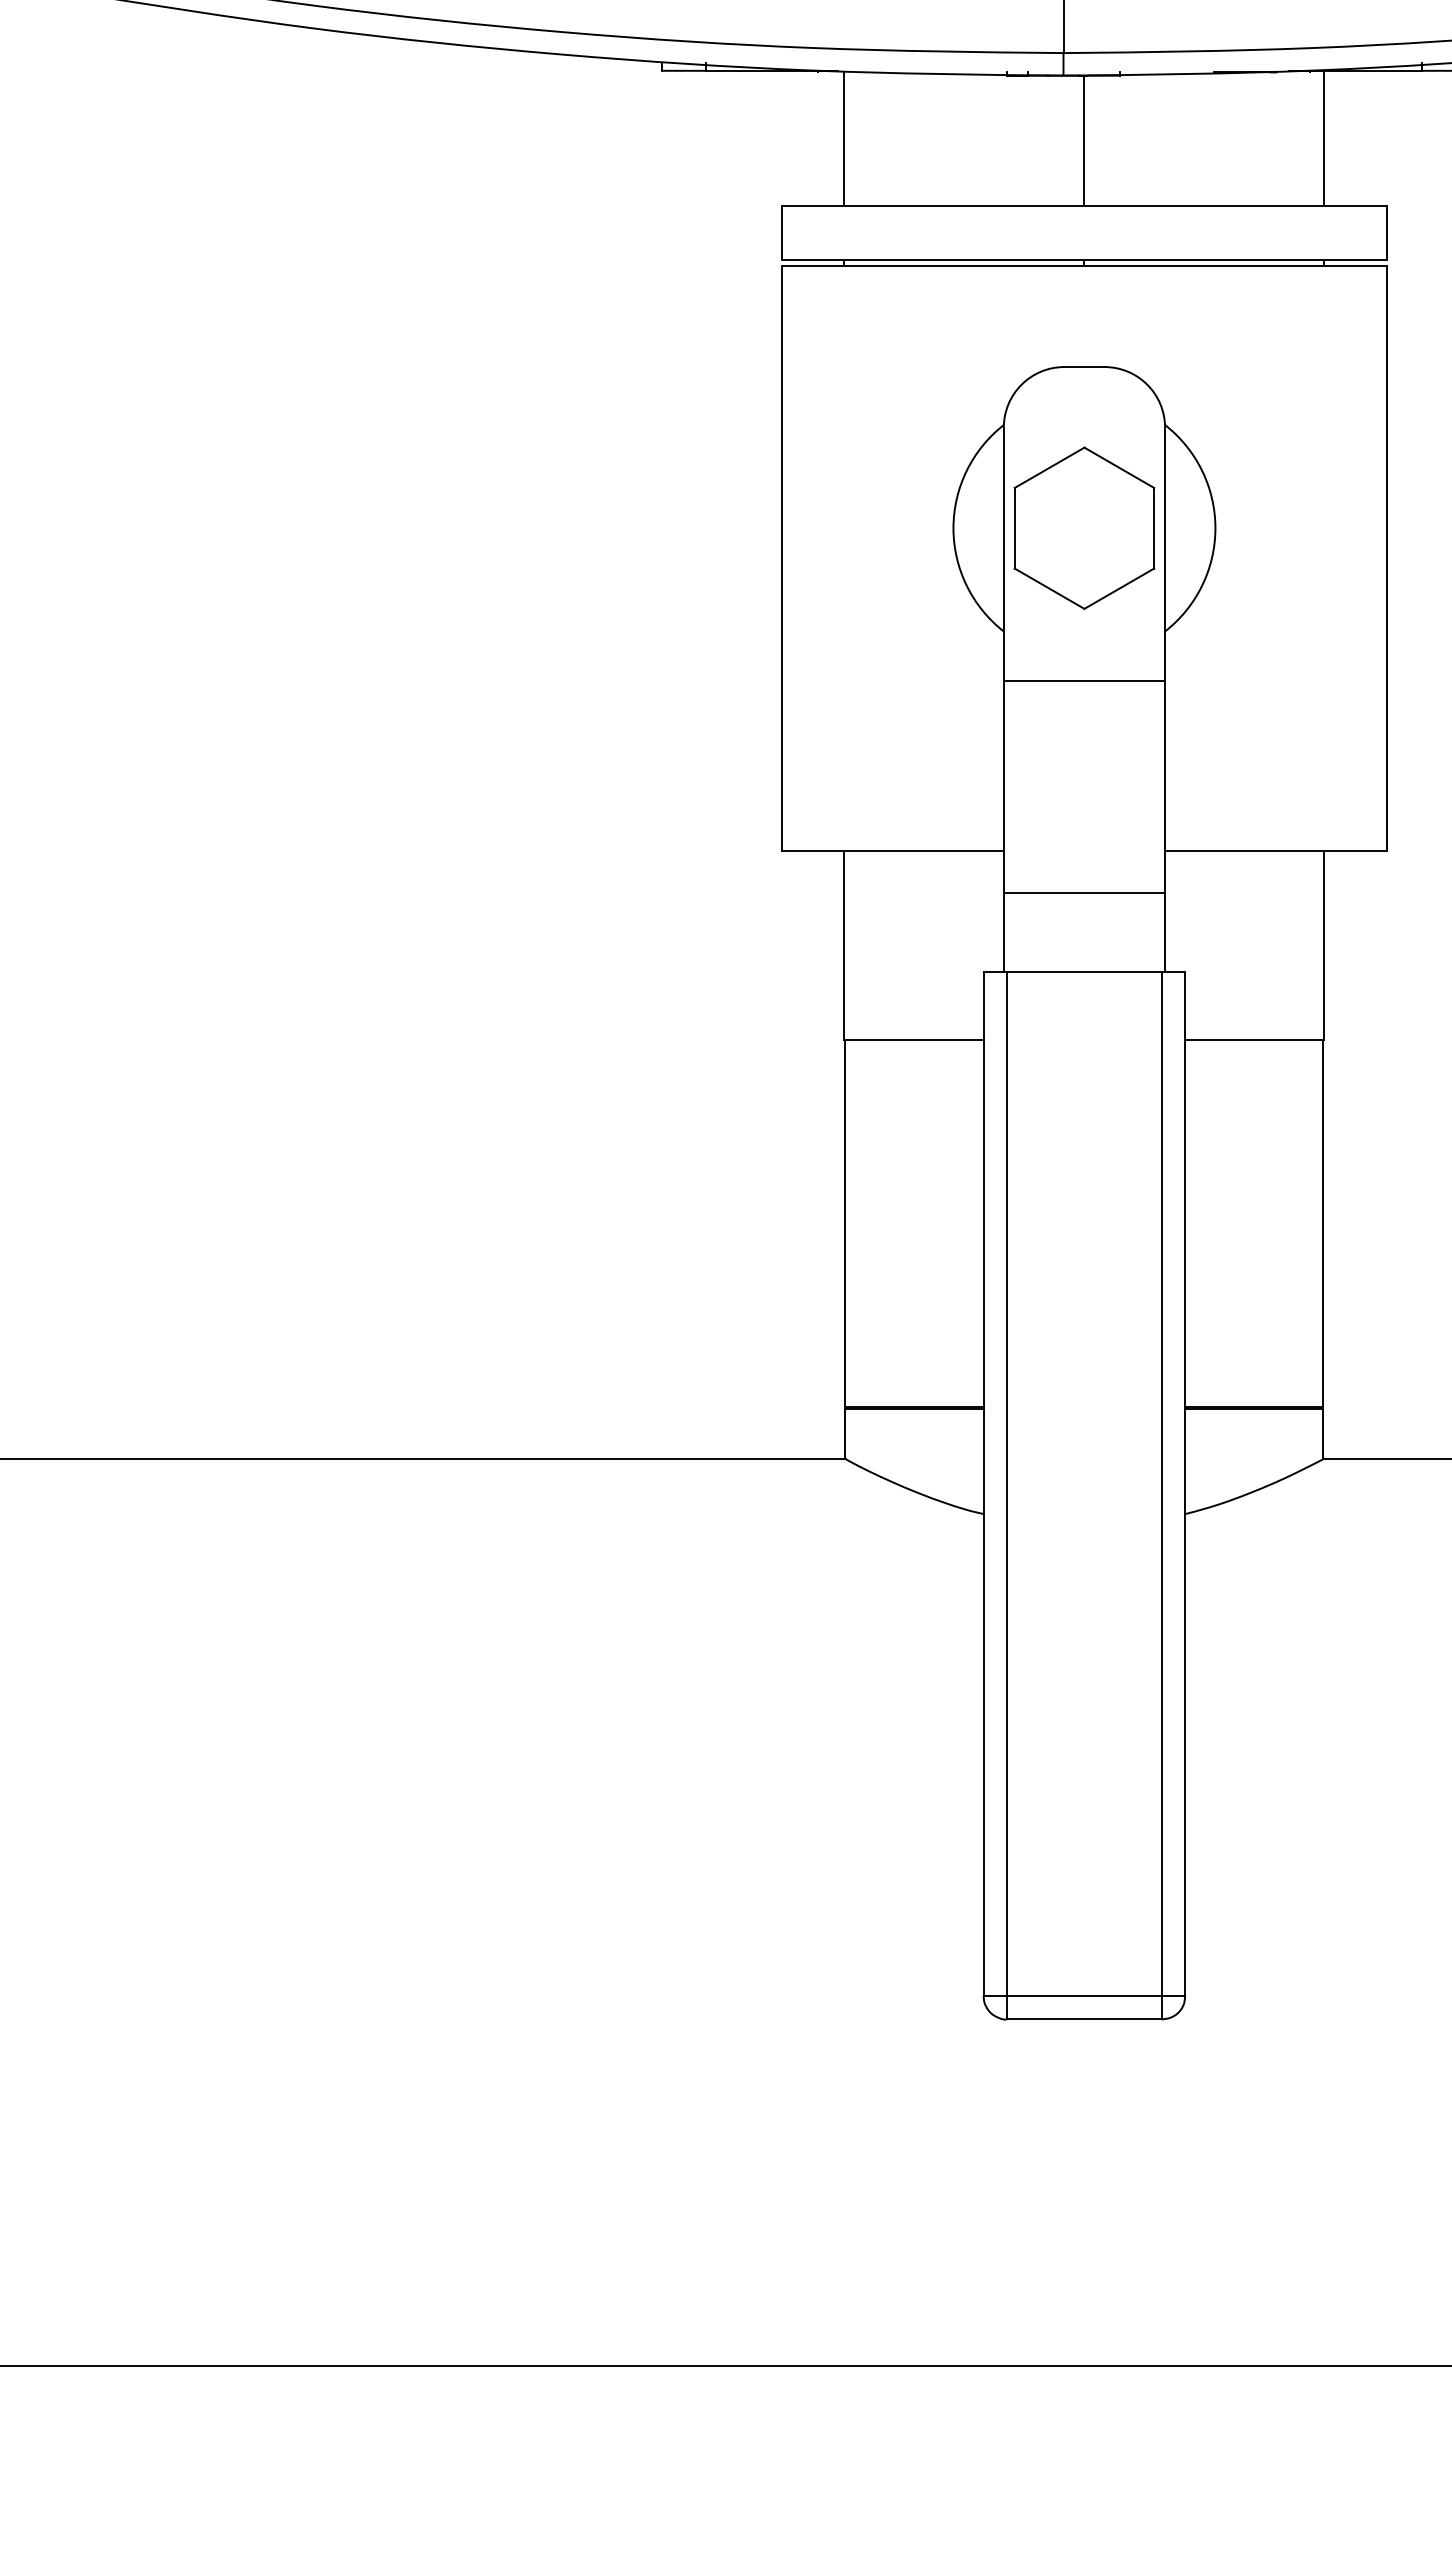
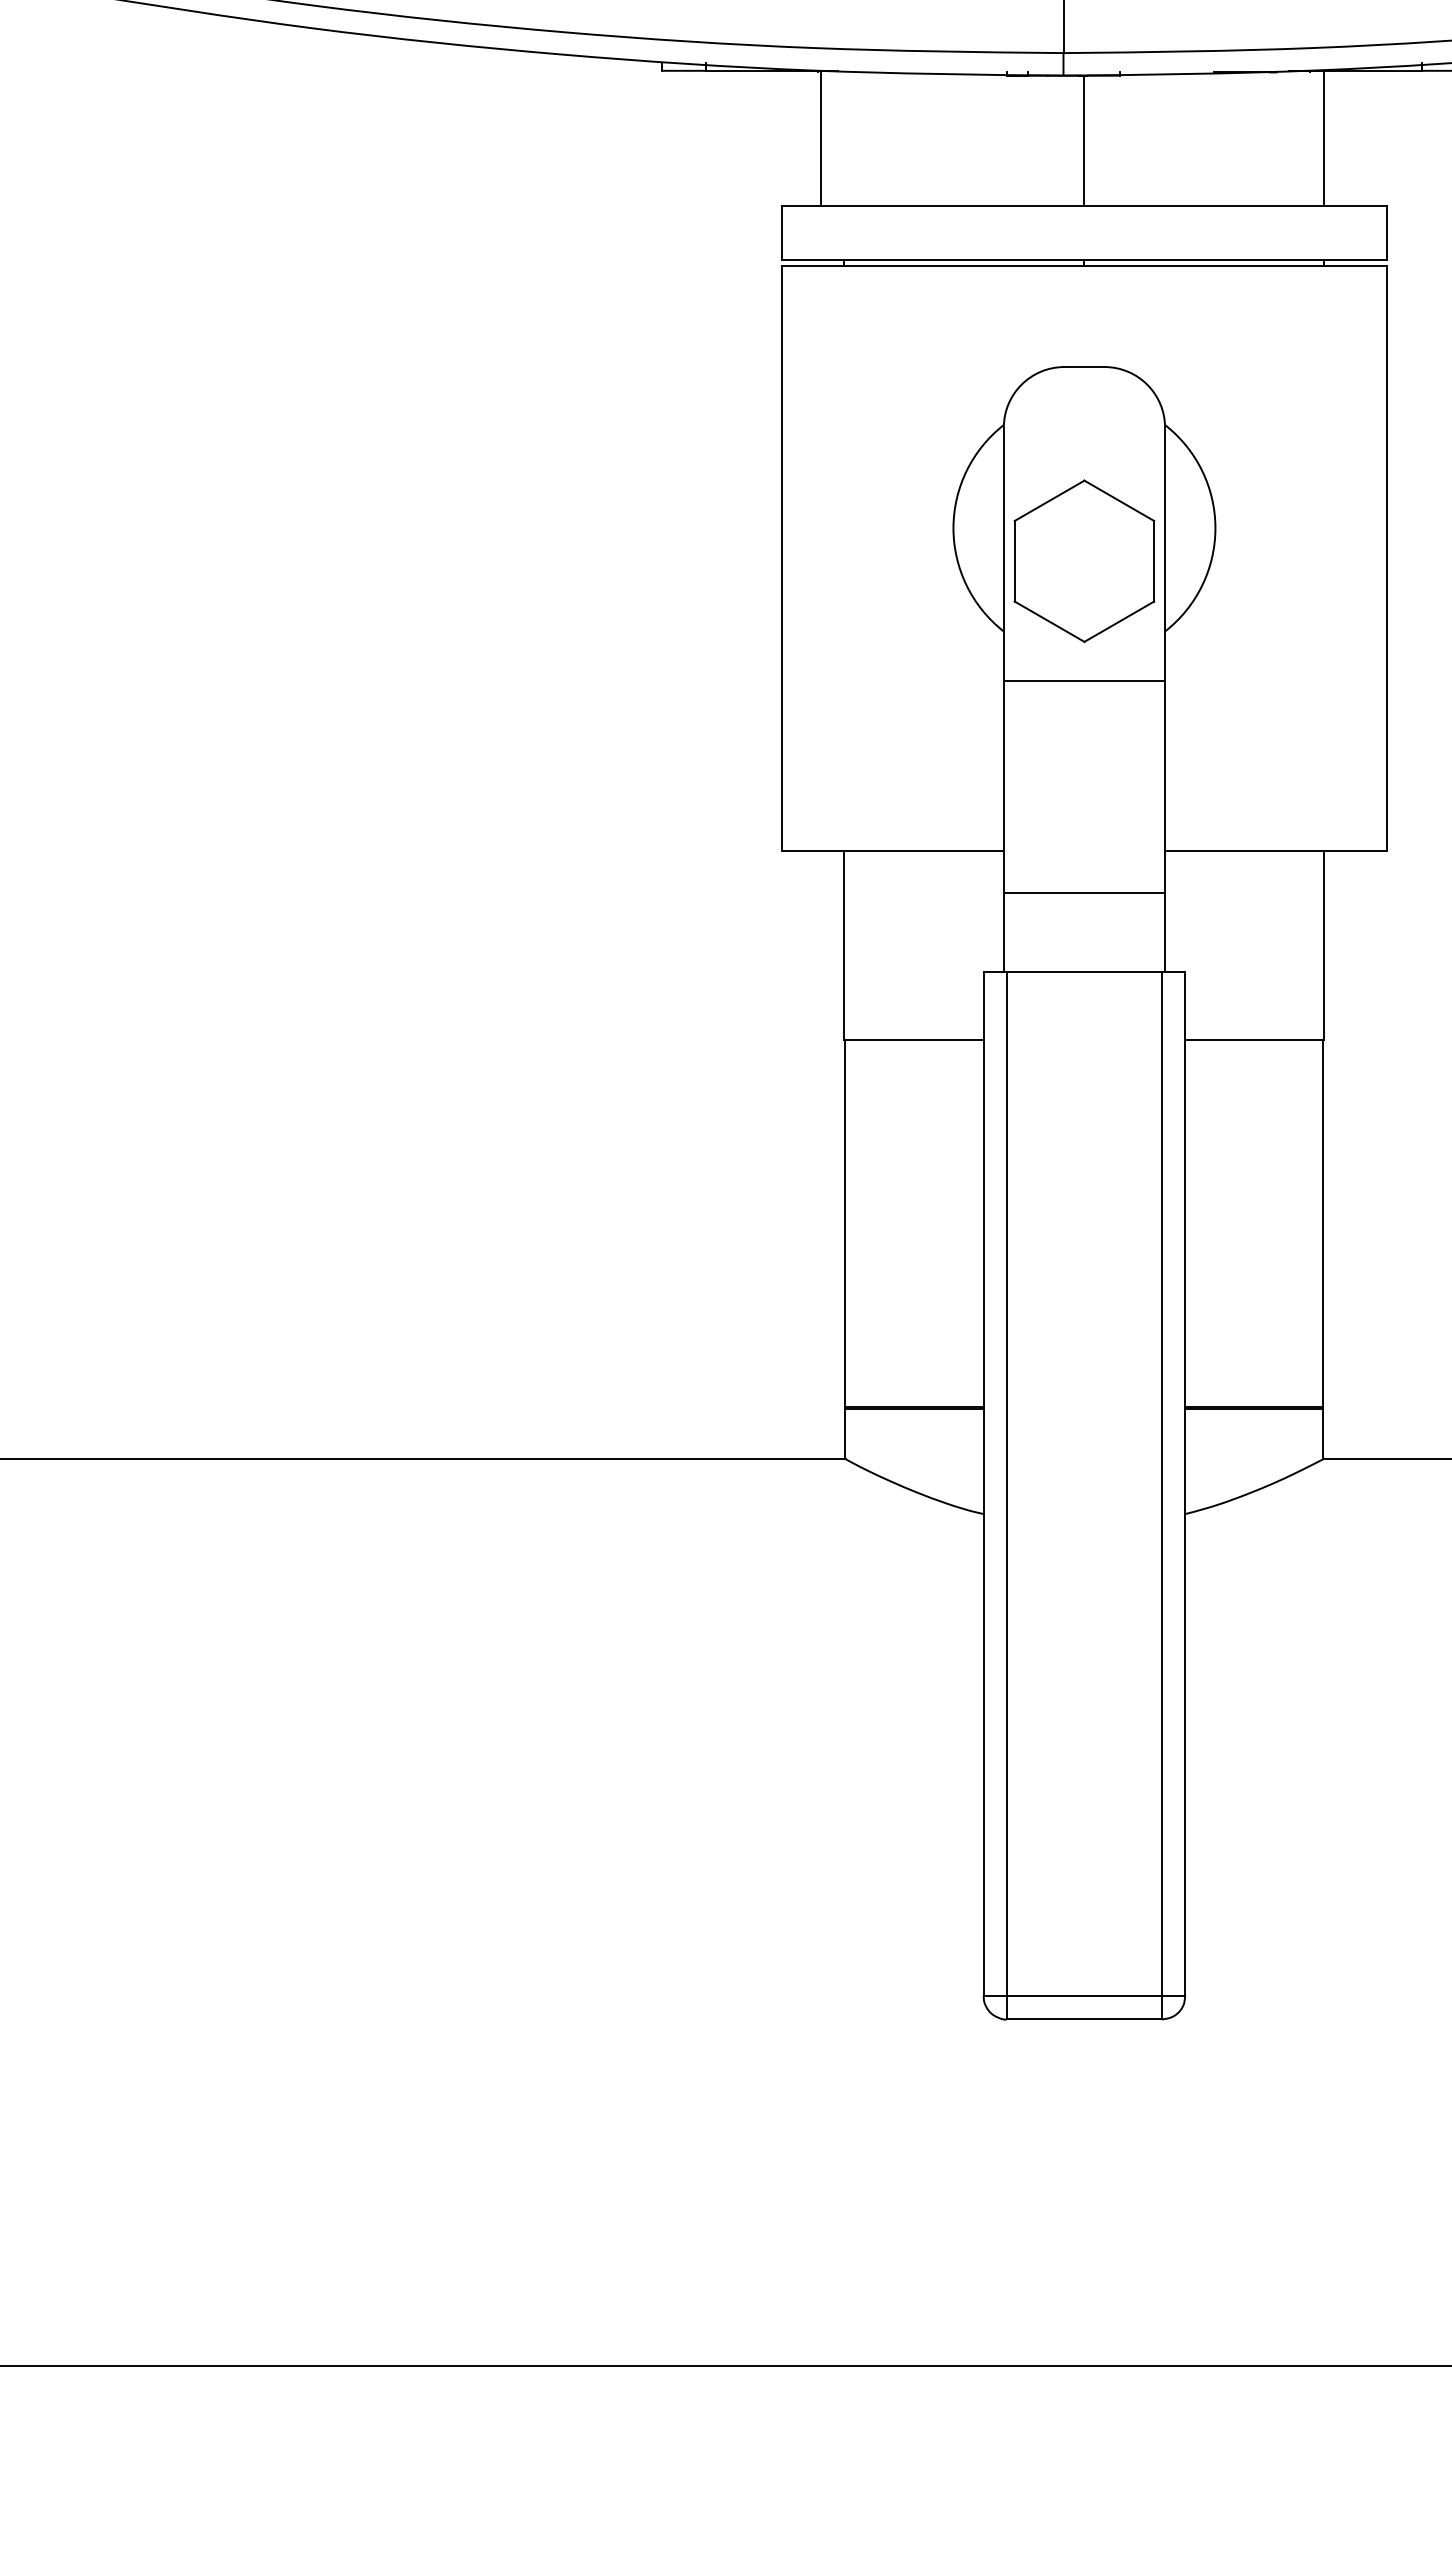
line position: (844, 138) -> (821, 138) (821, 138)
part position: (1084, 527) -> (1084, 560) (1084, 560)
